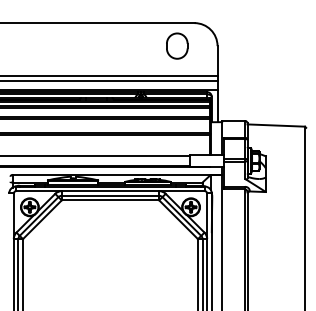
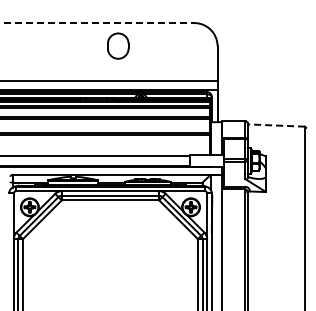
line: solid -> dashed (97, 23)
part position: (177, 45) -> (118, 45) (118, 45)
line: present -> none (109, 76)
line: solid -> dashed (276, 125)
